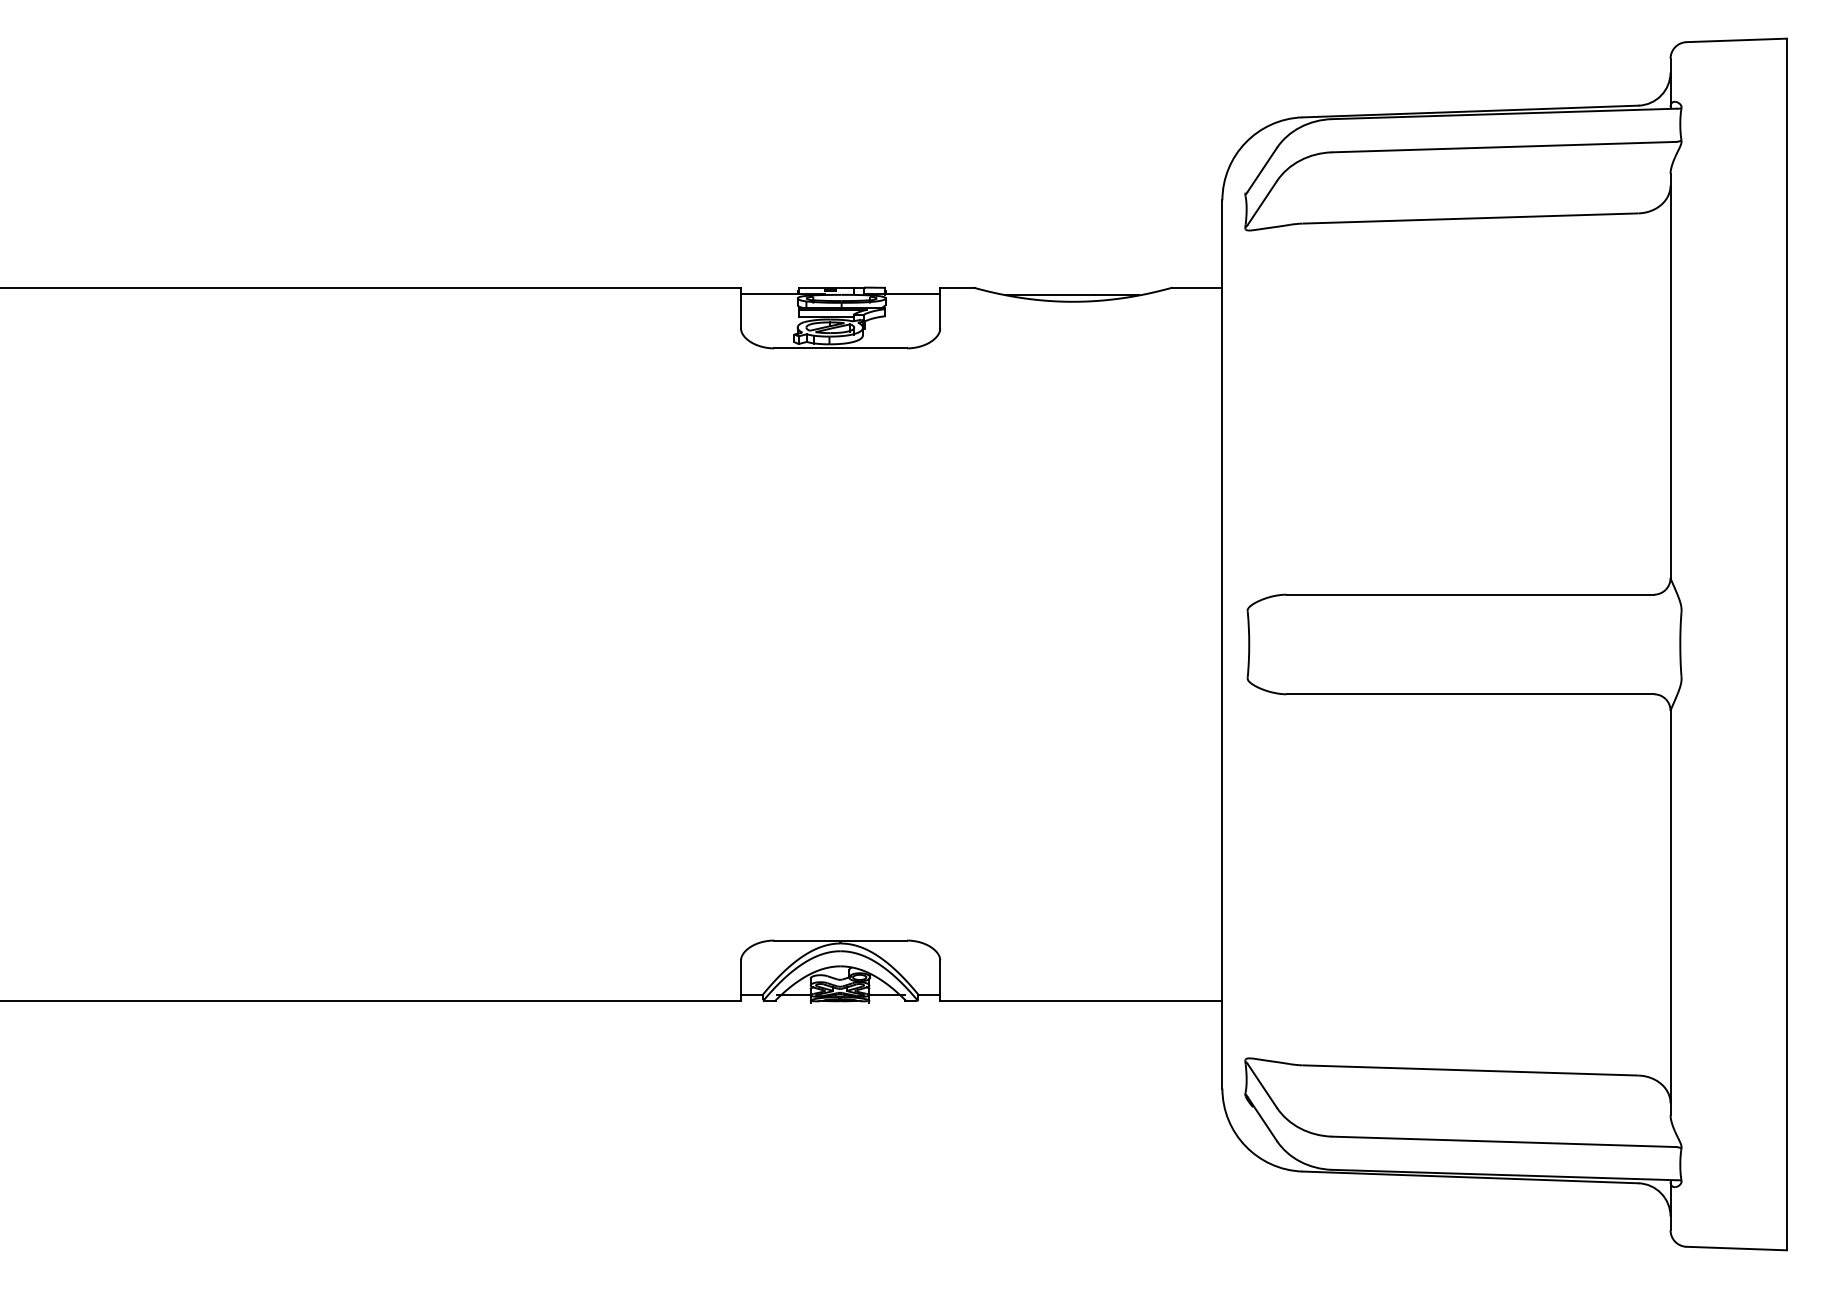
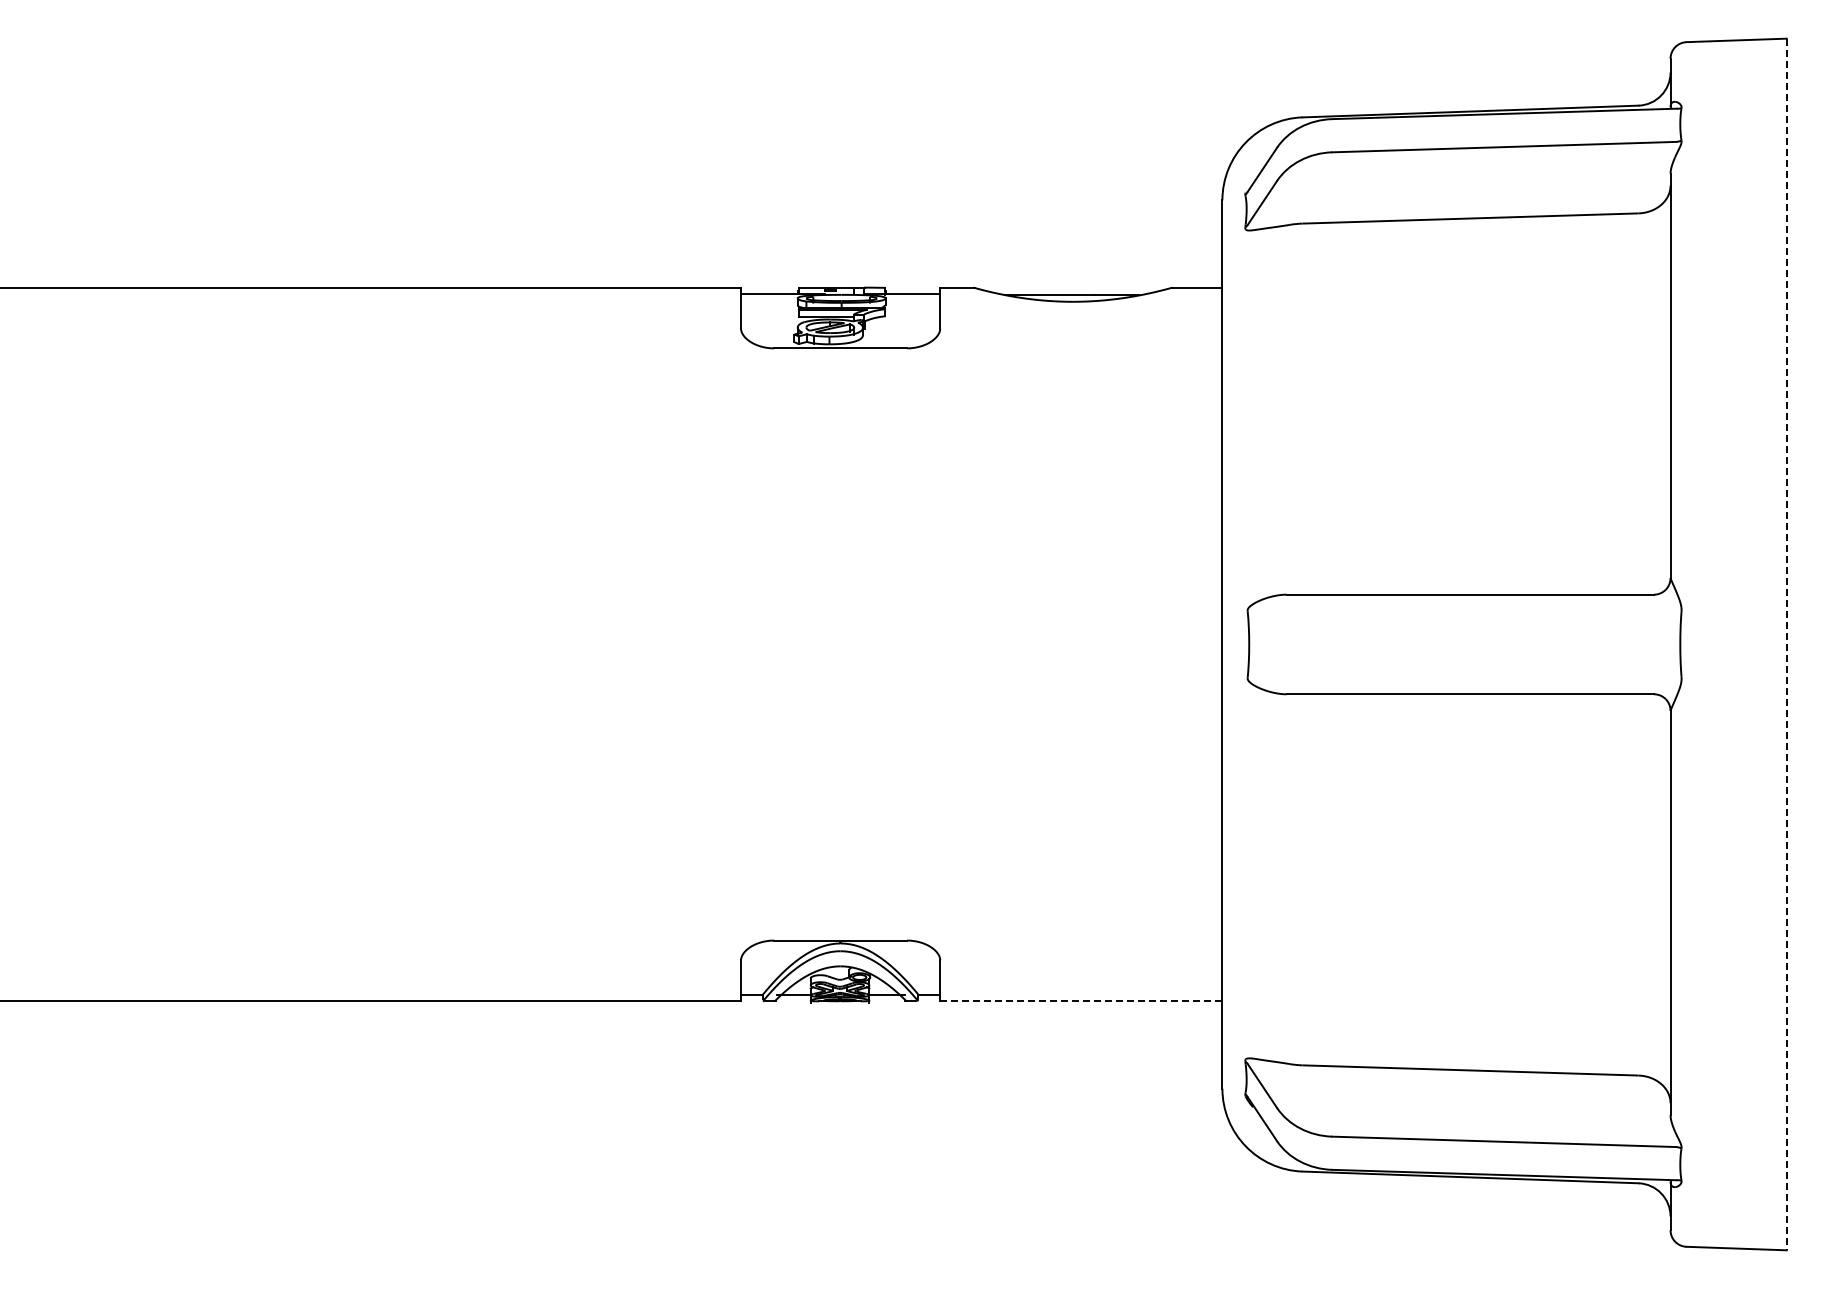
line: solid -> dashed (1786, 644)
line: solid -> dashed (1080, 1001)
